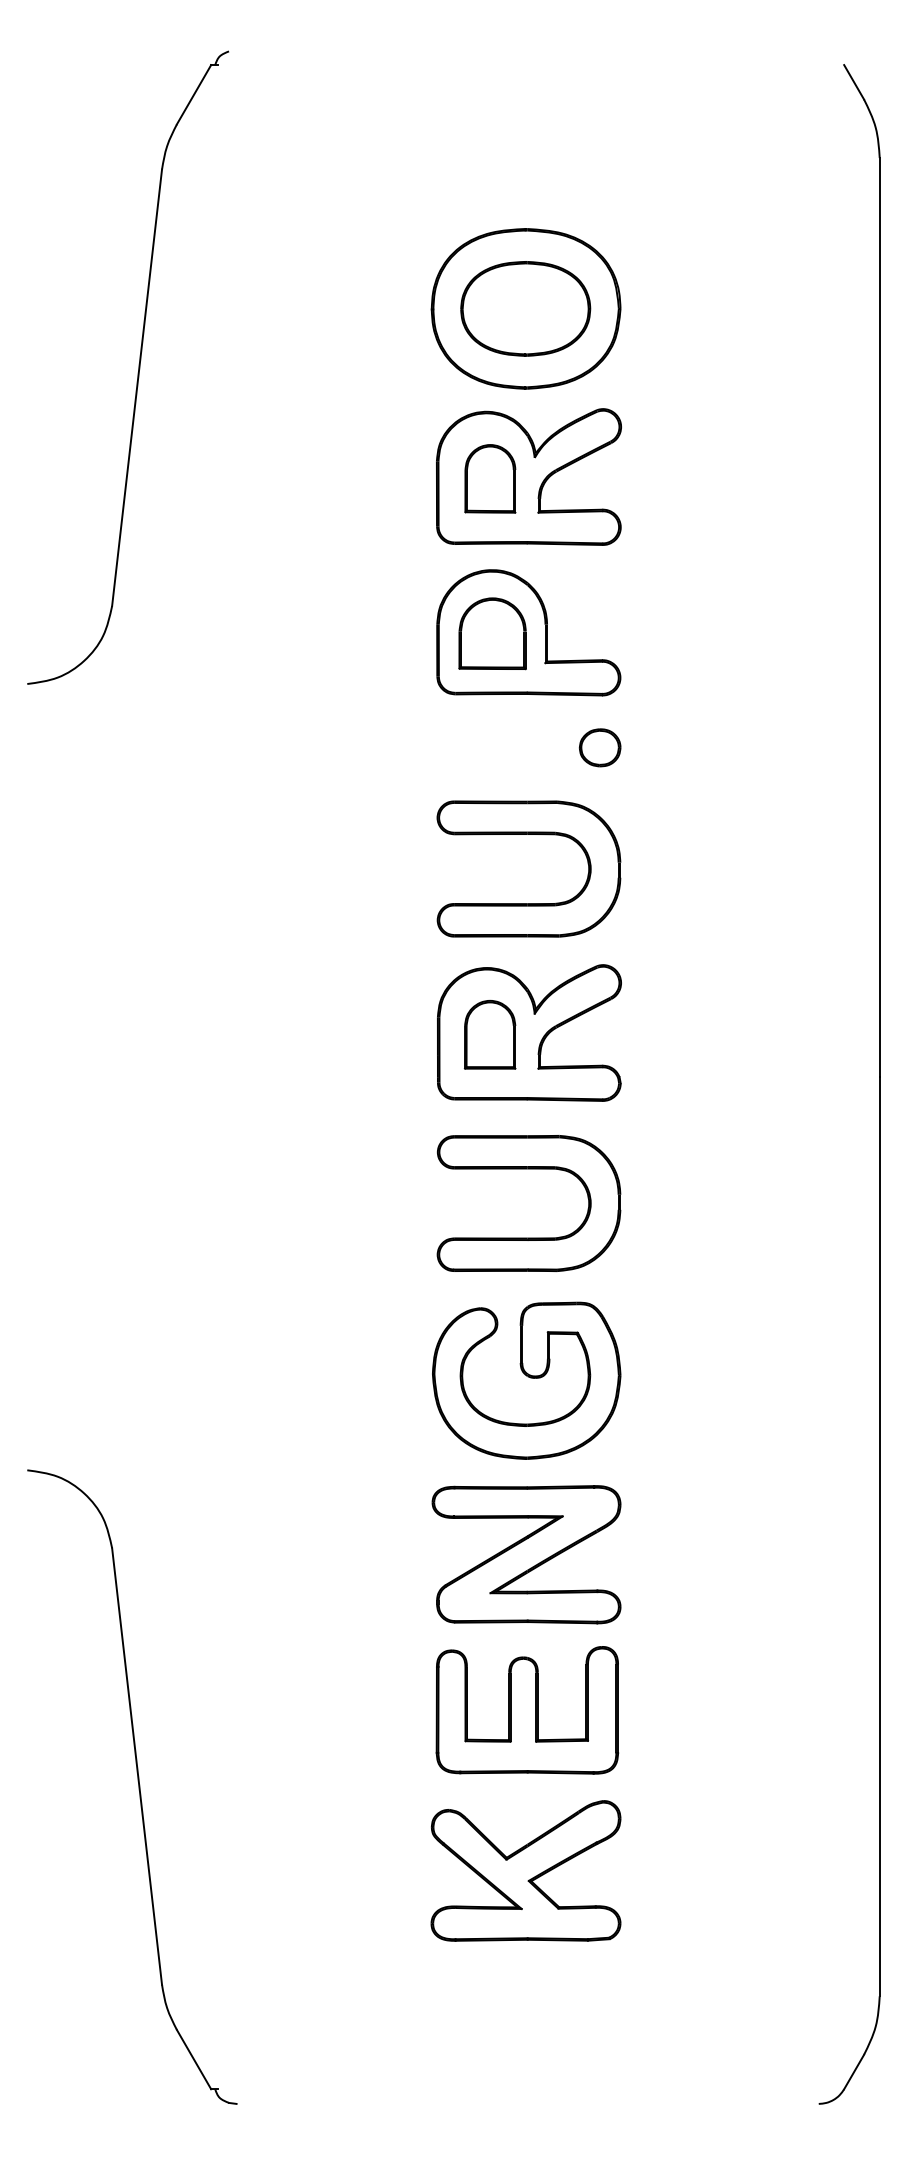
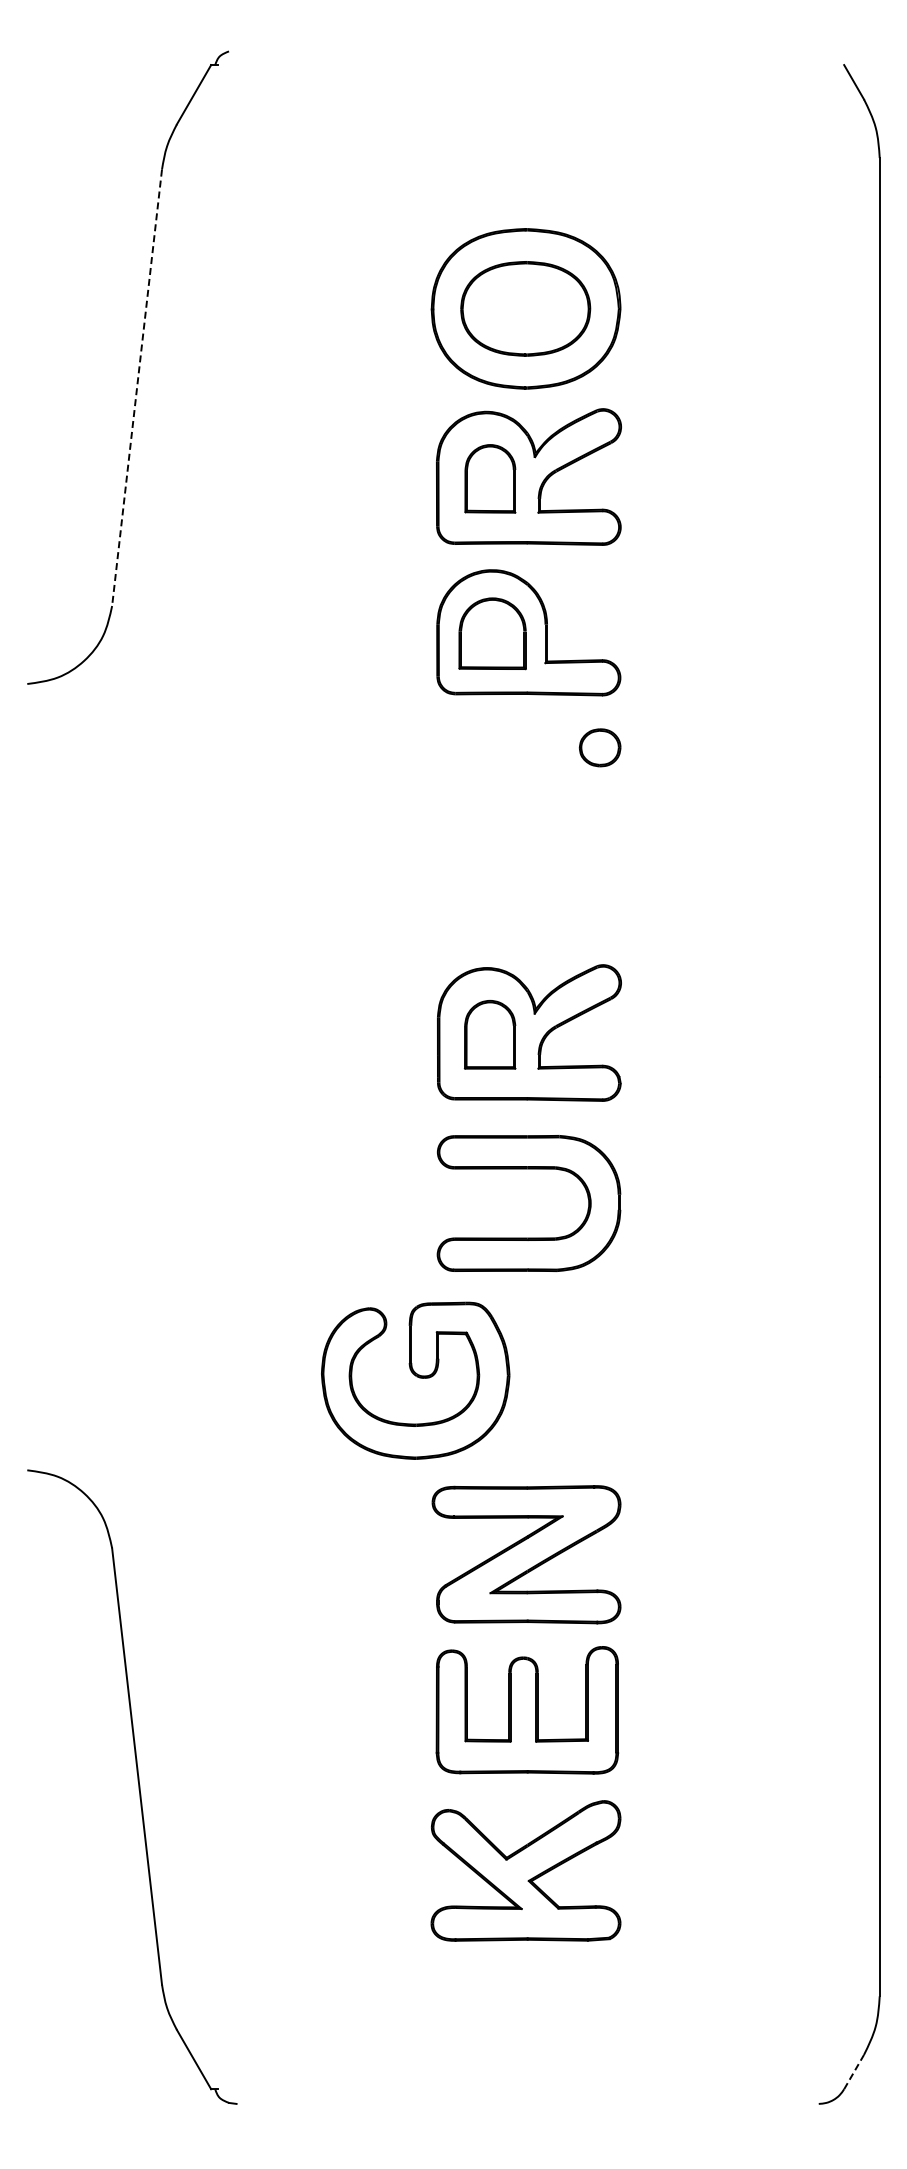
line: solid -> dashed (137, 387)
part: present -> none (528, 834)
part position: (526, 1380) -> (415, 1380) (415, 1380)
line: solid -> dashed (854, 2072)
